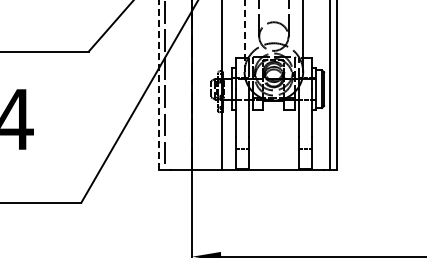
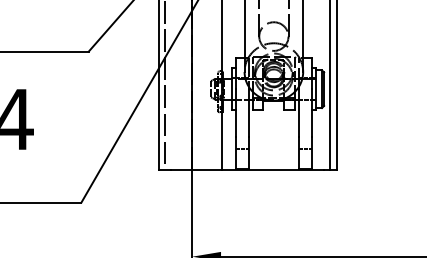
line: dashed -> solid (244, 36)
line: dashed -> solid (158, 84)
